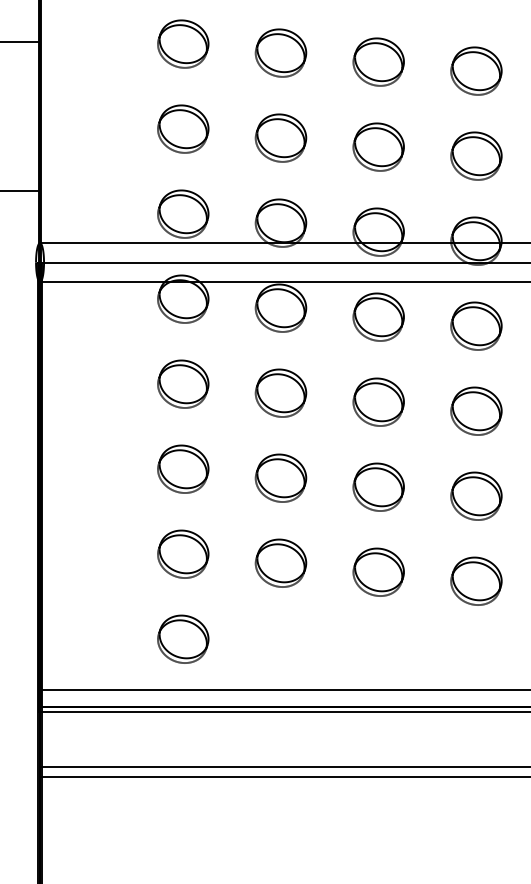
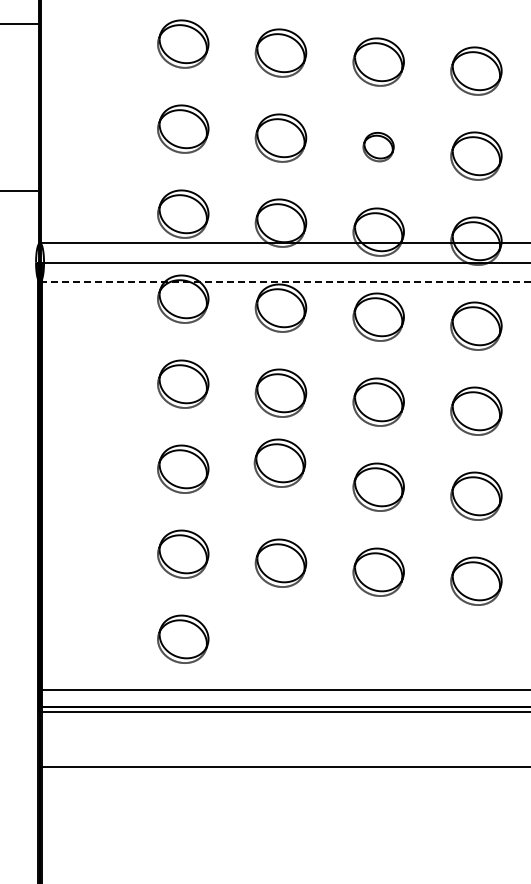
line position: (21, 42) -> (21, 24) (21, 24)
part size: 53x50 px -> 33x31 px (378, 147)
line: solid -> dashed (285, 282)
part position: (280, 477) -> (279, 462) (279, 462)
line: present -> none (283, 777)
